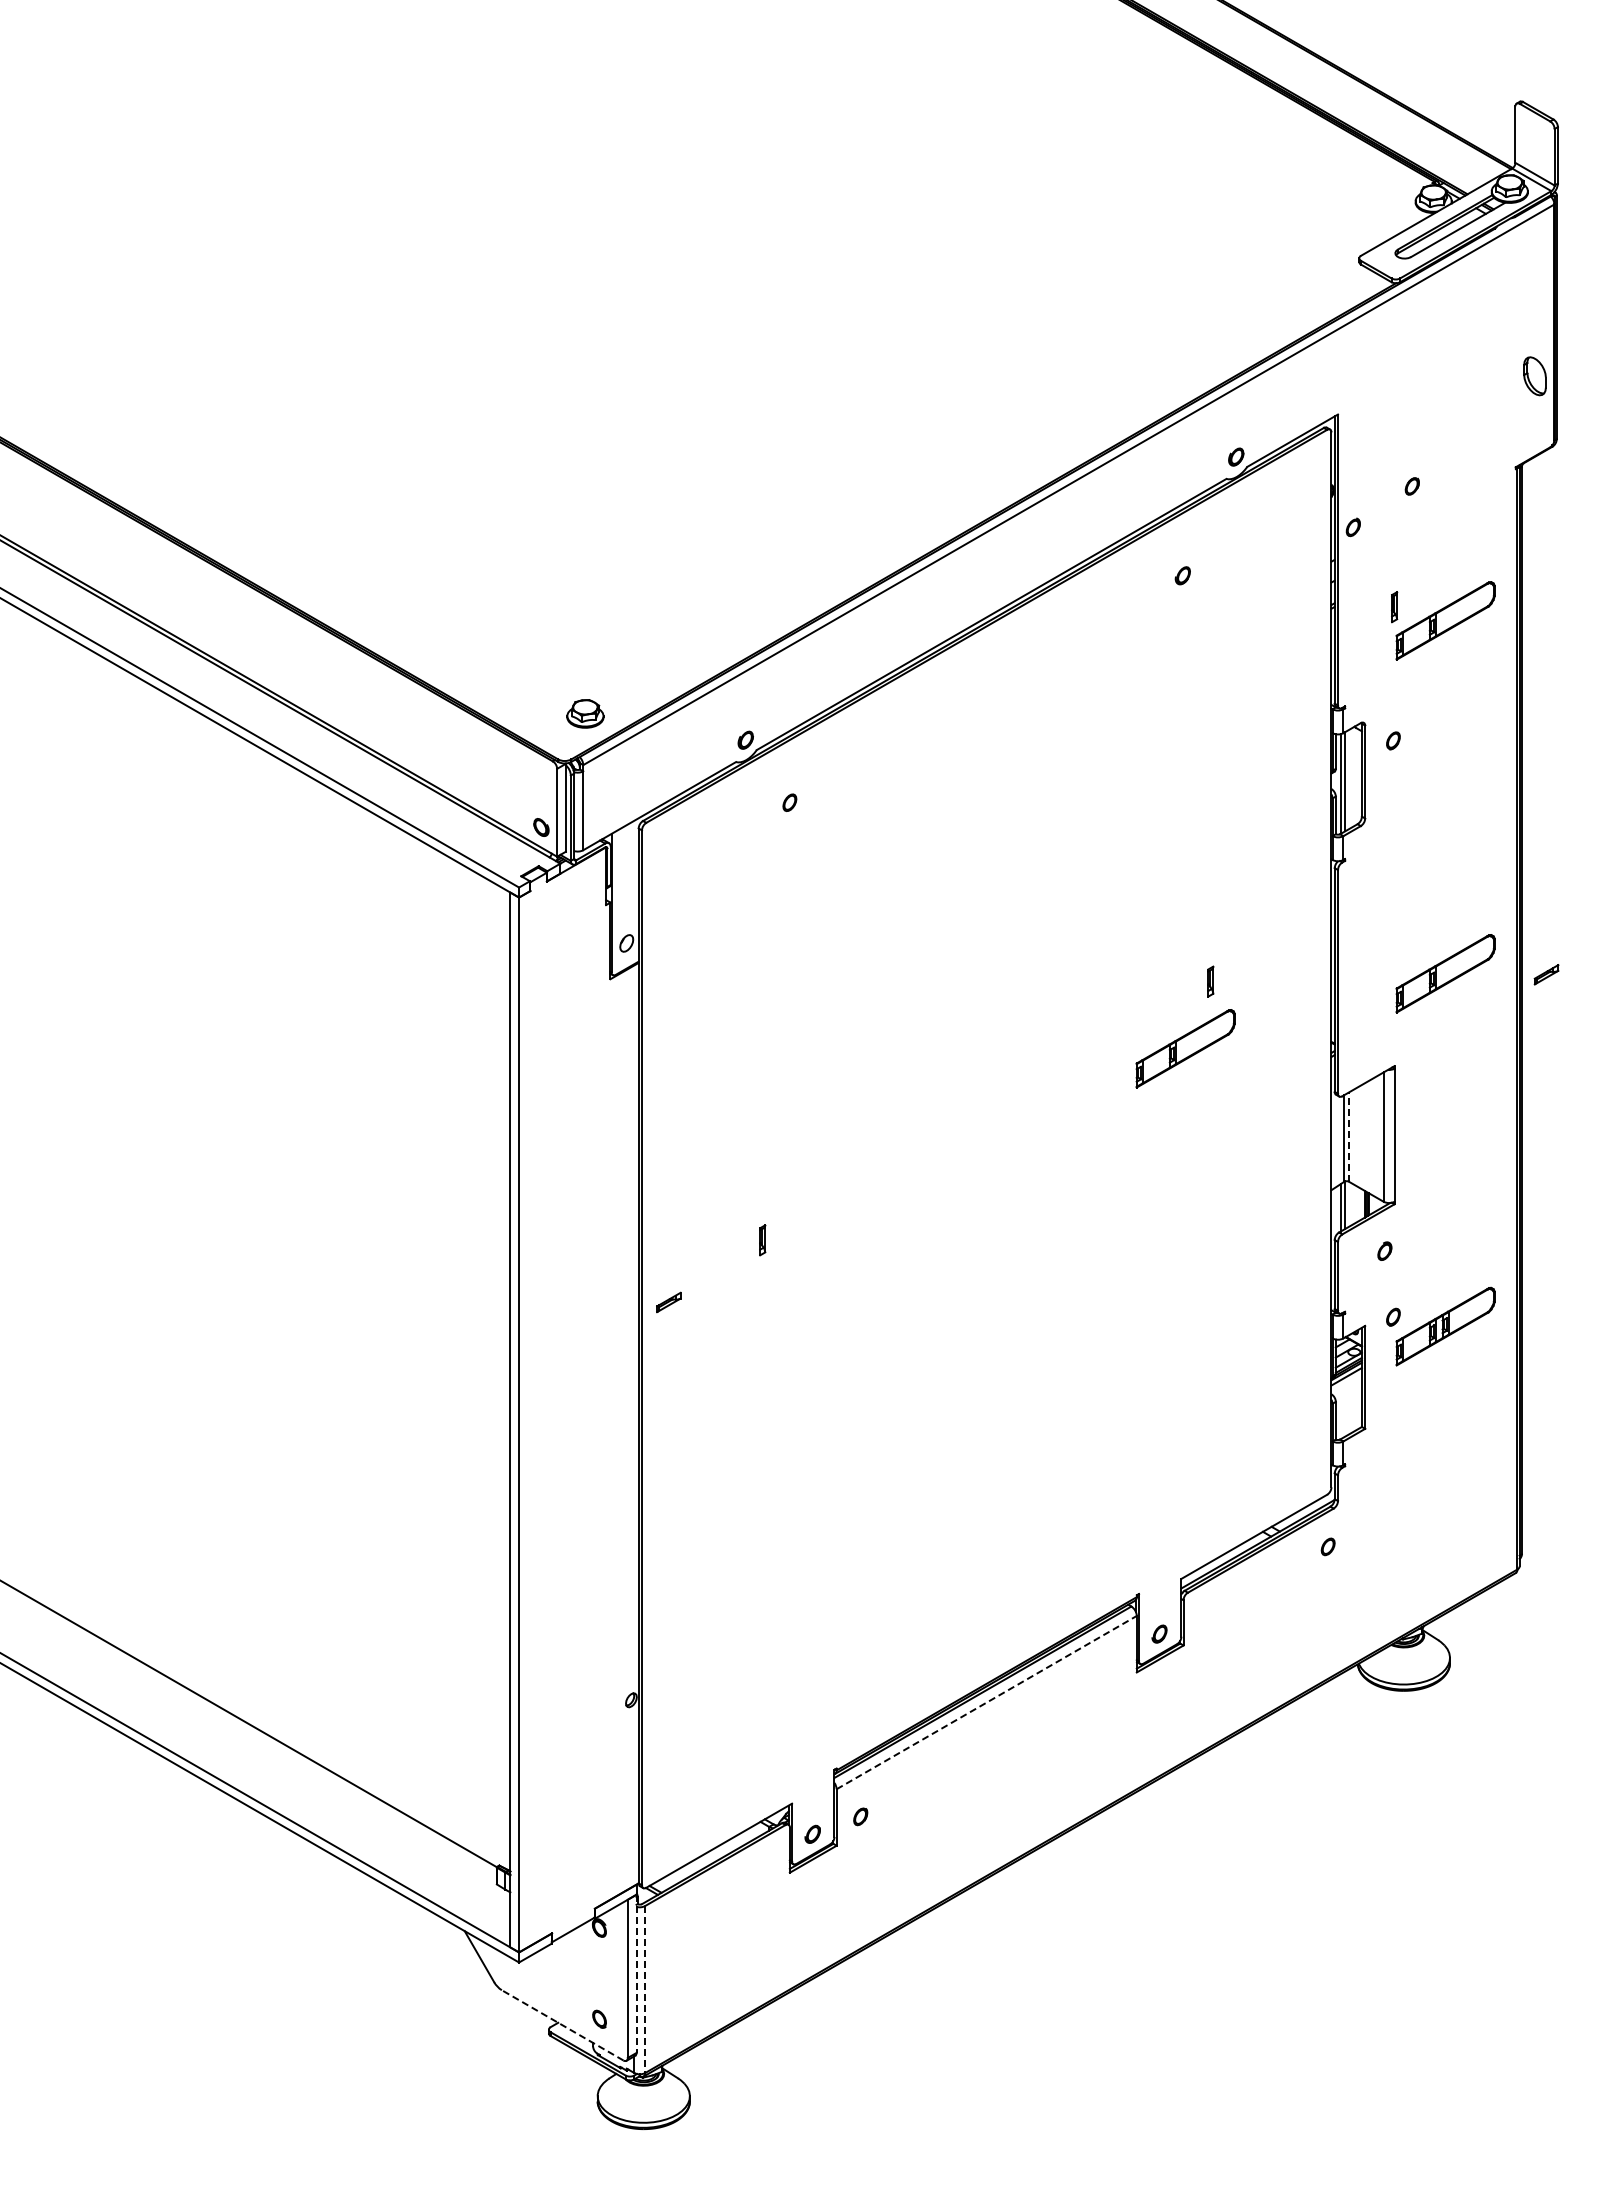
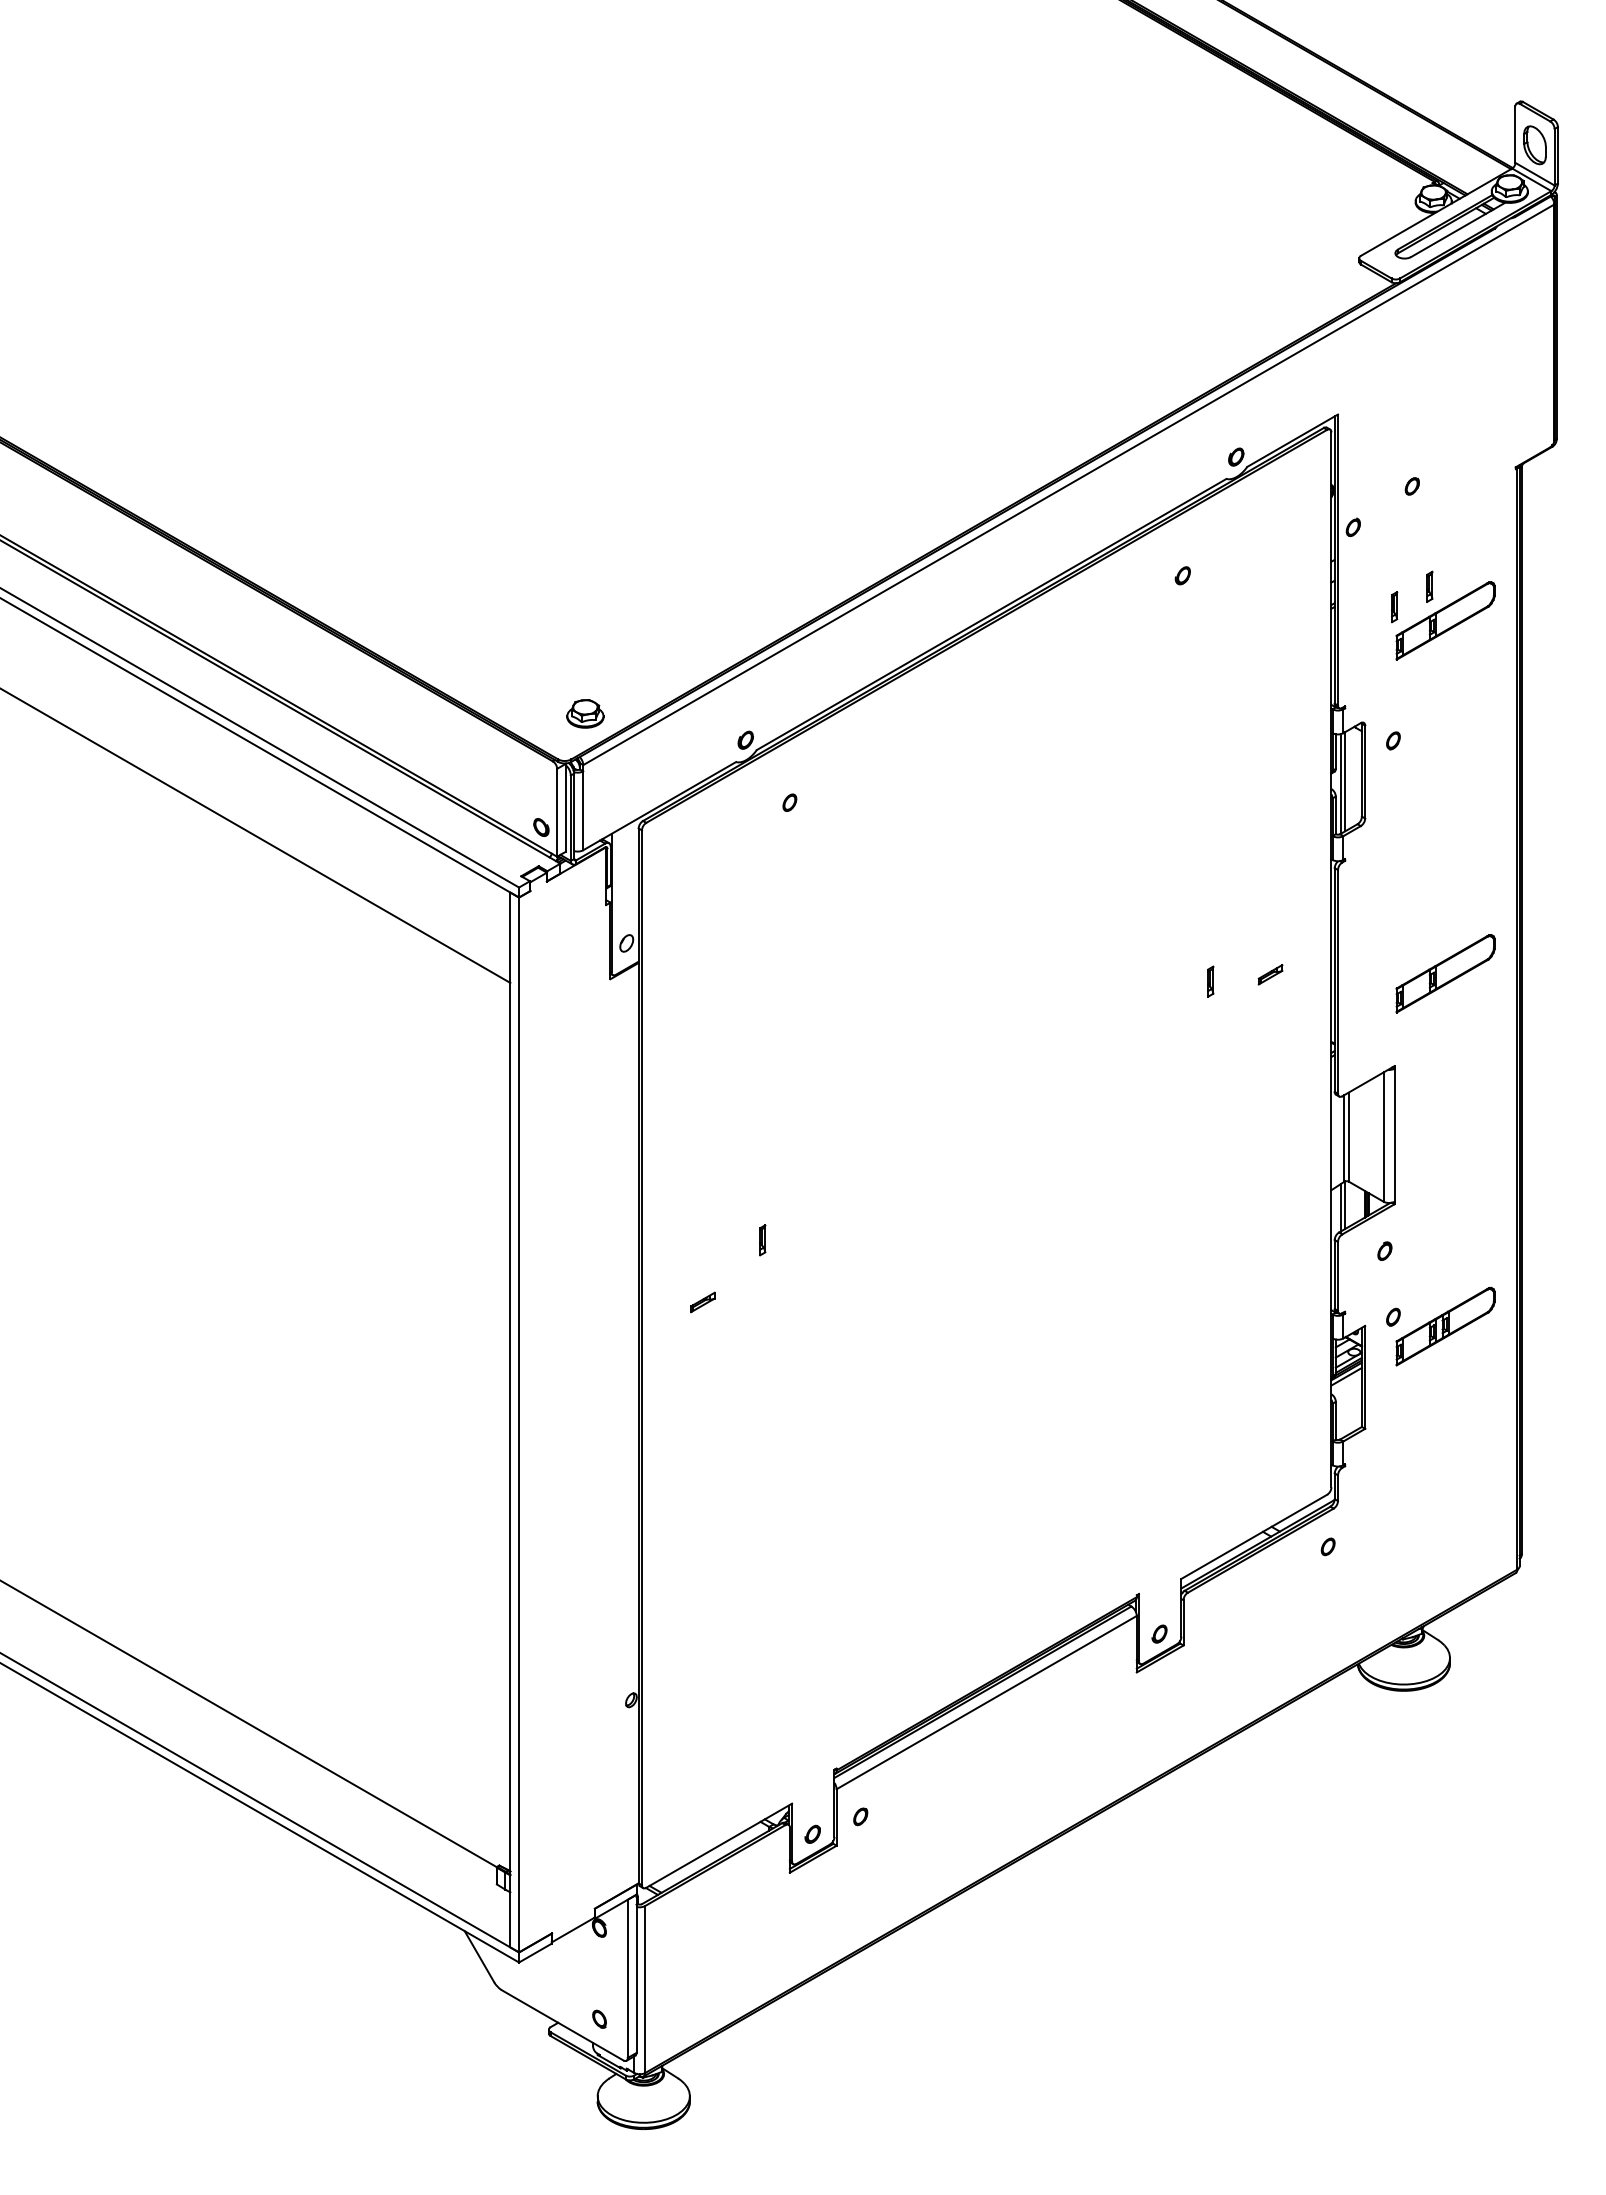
part position: (1534, 376) -> (1534, 145) (1534, 145)
part: none -> present (1429, 586)
line: none -> present (256, 835)
part position: (1546, 974) -> (1270, 974) (1270, 974)
part: present -> none (1185, 1048)
line: dashed -> solid (1348, 1137)
part position: (668, 1302) -> (702, 1302) (702, 1302)
line: dashed -> solid (987, 1702)
line: dashed -> solid (636, 1974)
line: dashed -> solid (645, 1989)
line: dashed -> solid (562, 2025)
